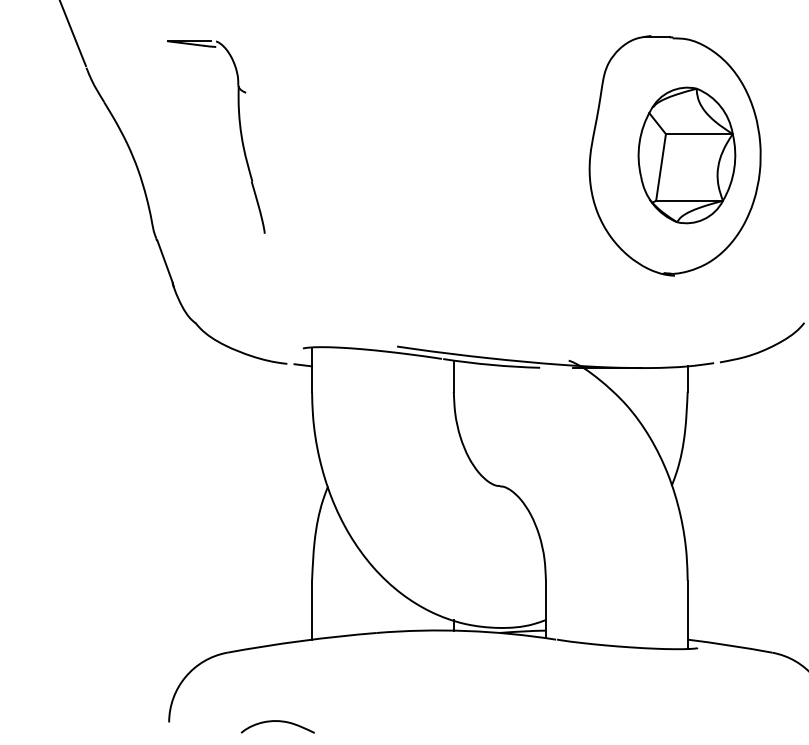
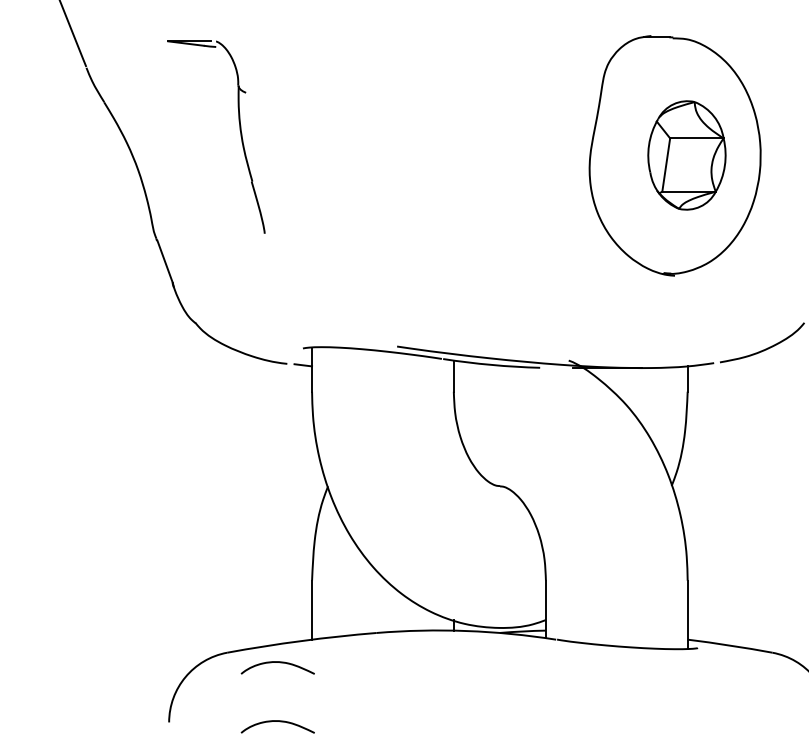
part size: 100x139 px -> 80x111 px (686, 155)
curve: none -> present (277, 662)
